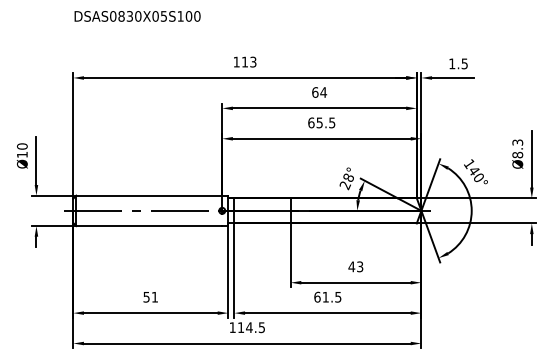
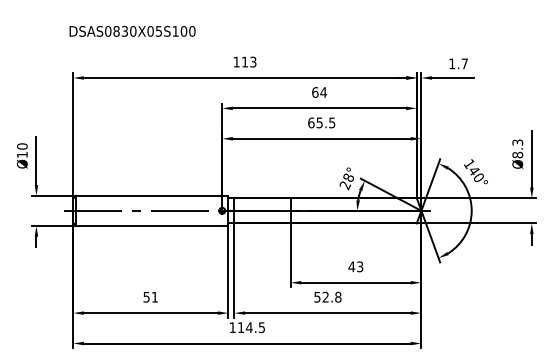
text position: (137, 16) -> (132, 31) (132, 31)
text: 1.5 -> 1.7 (464, 63)
text: 61.5 -> 52.8 (327, 296)
